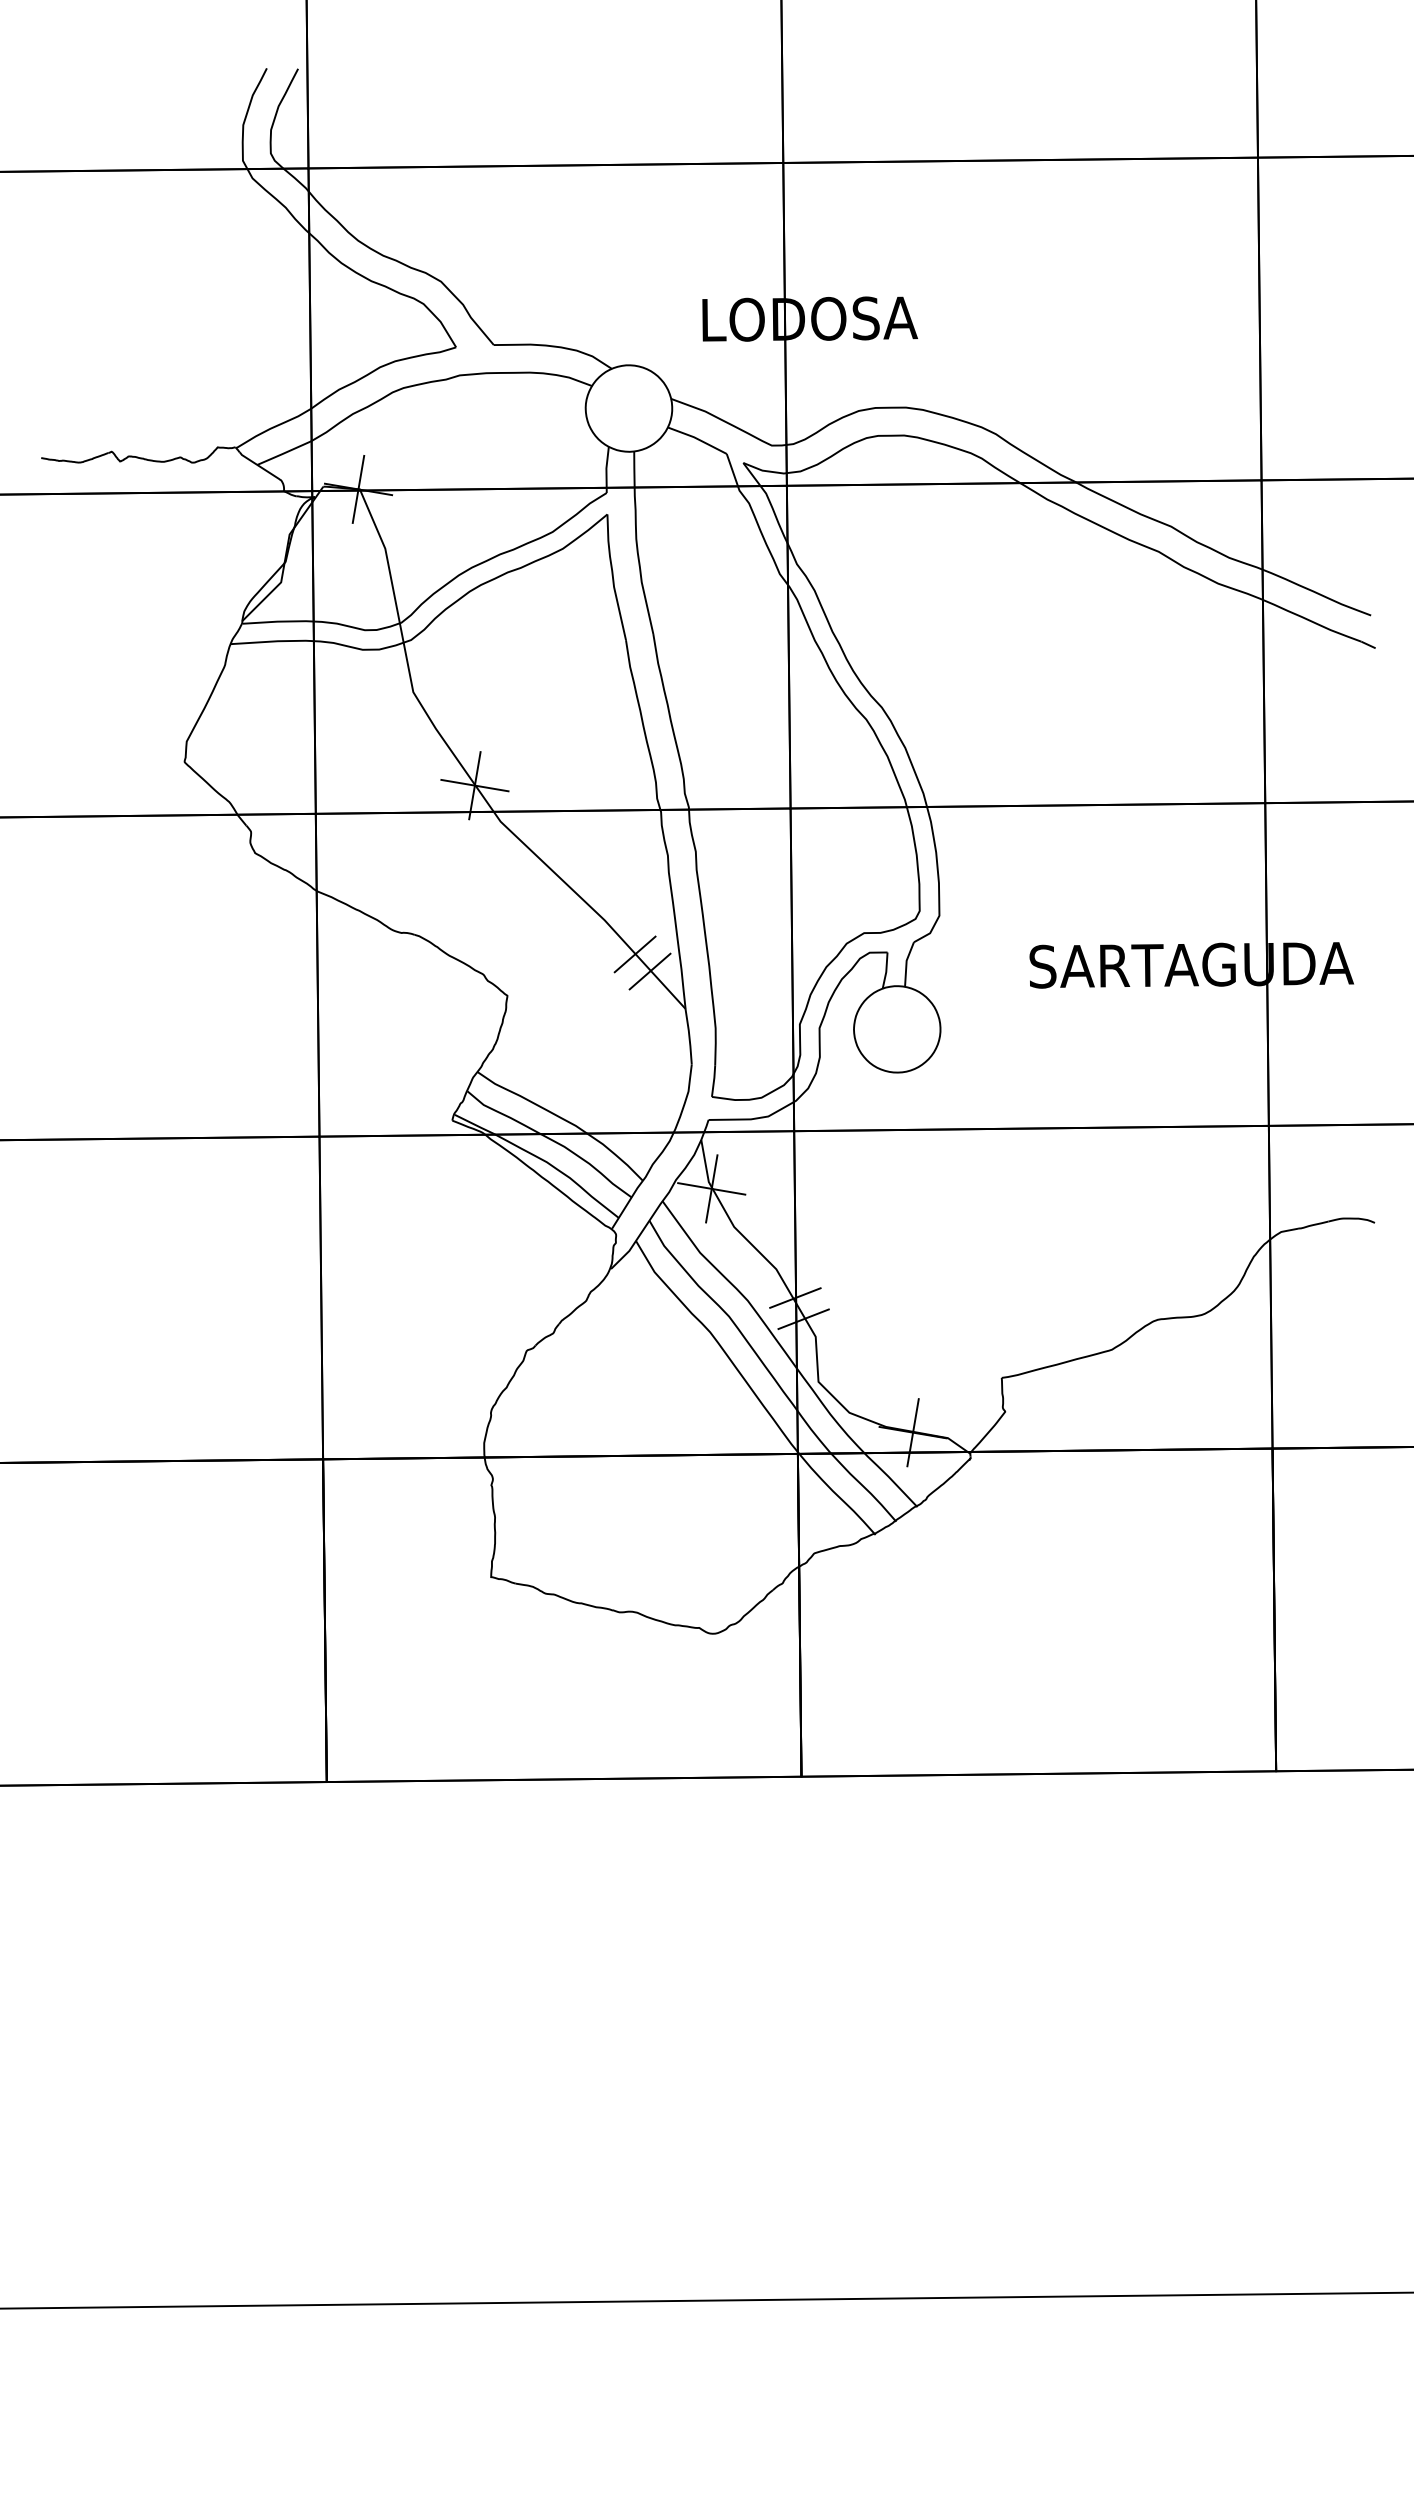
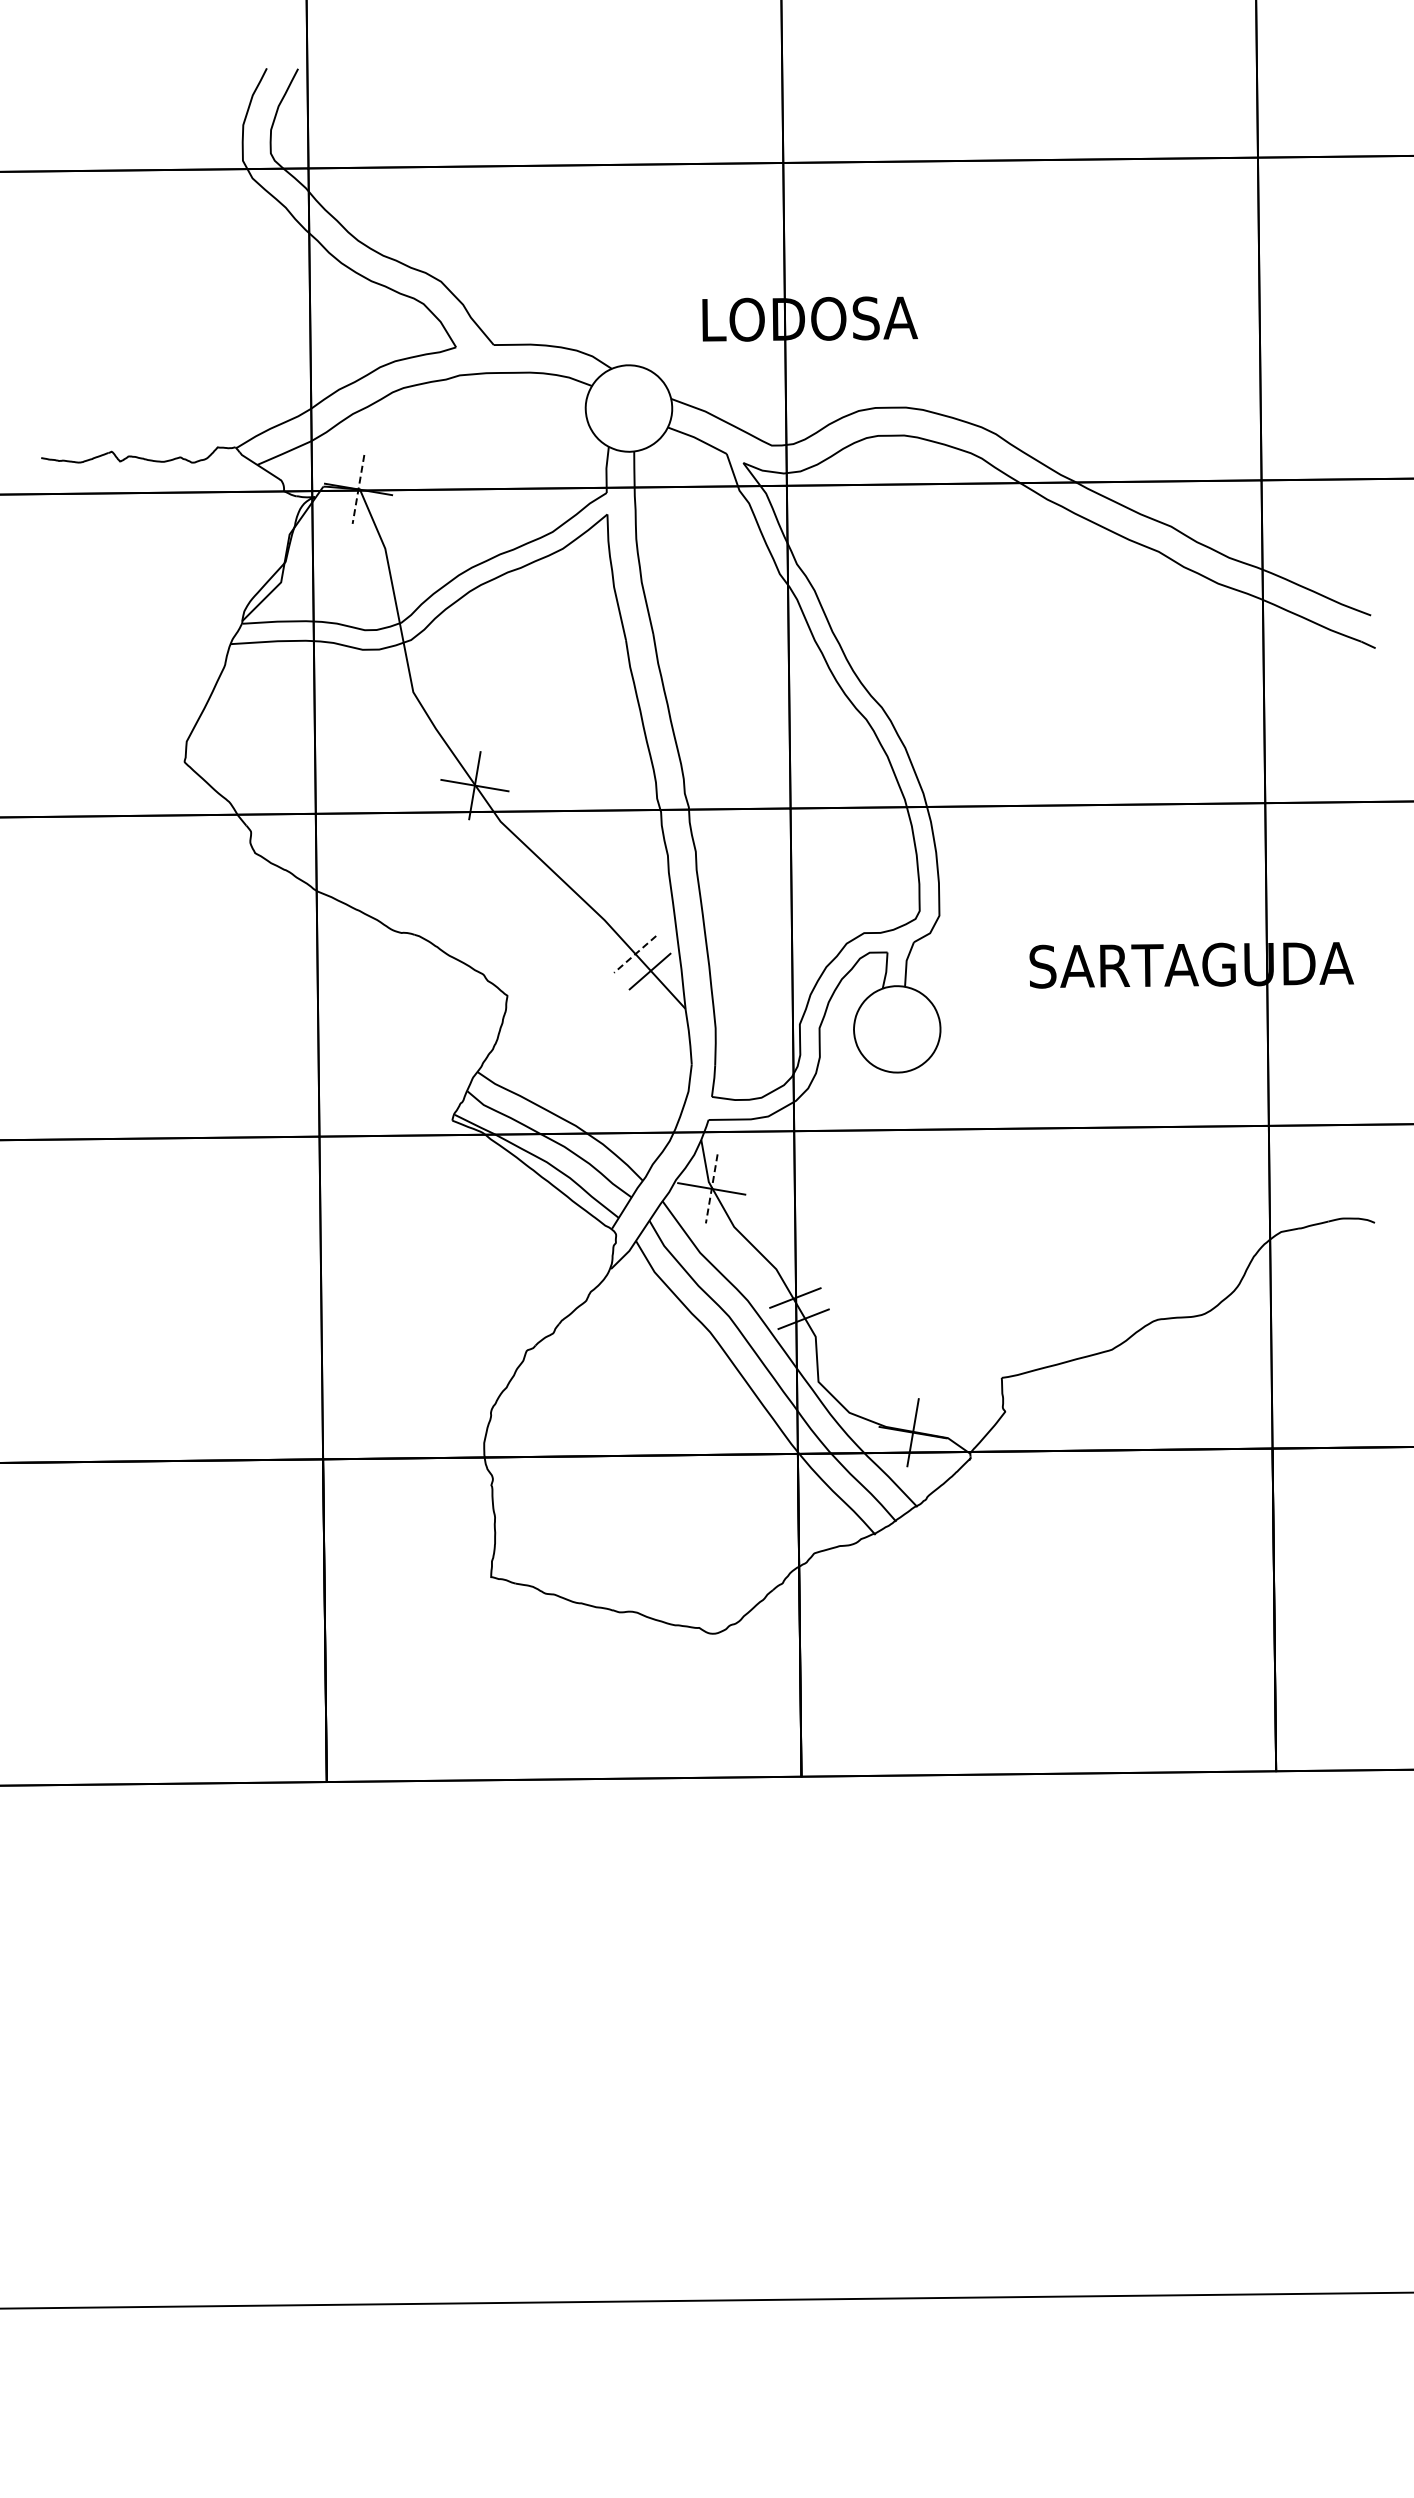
line: solid -> dashed (358, 489)
line: solid -> dashed (635, 954)
line: solid -> dashed (711, 1189)
